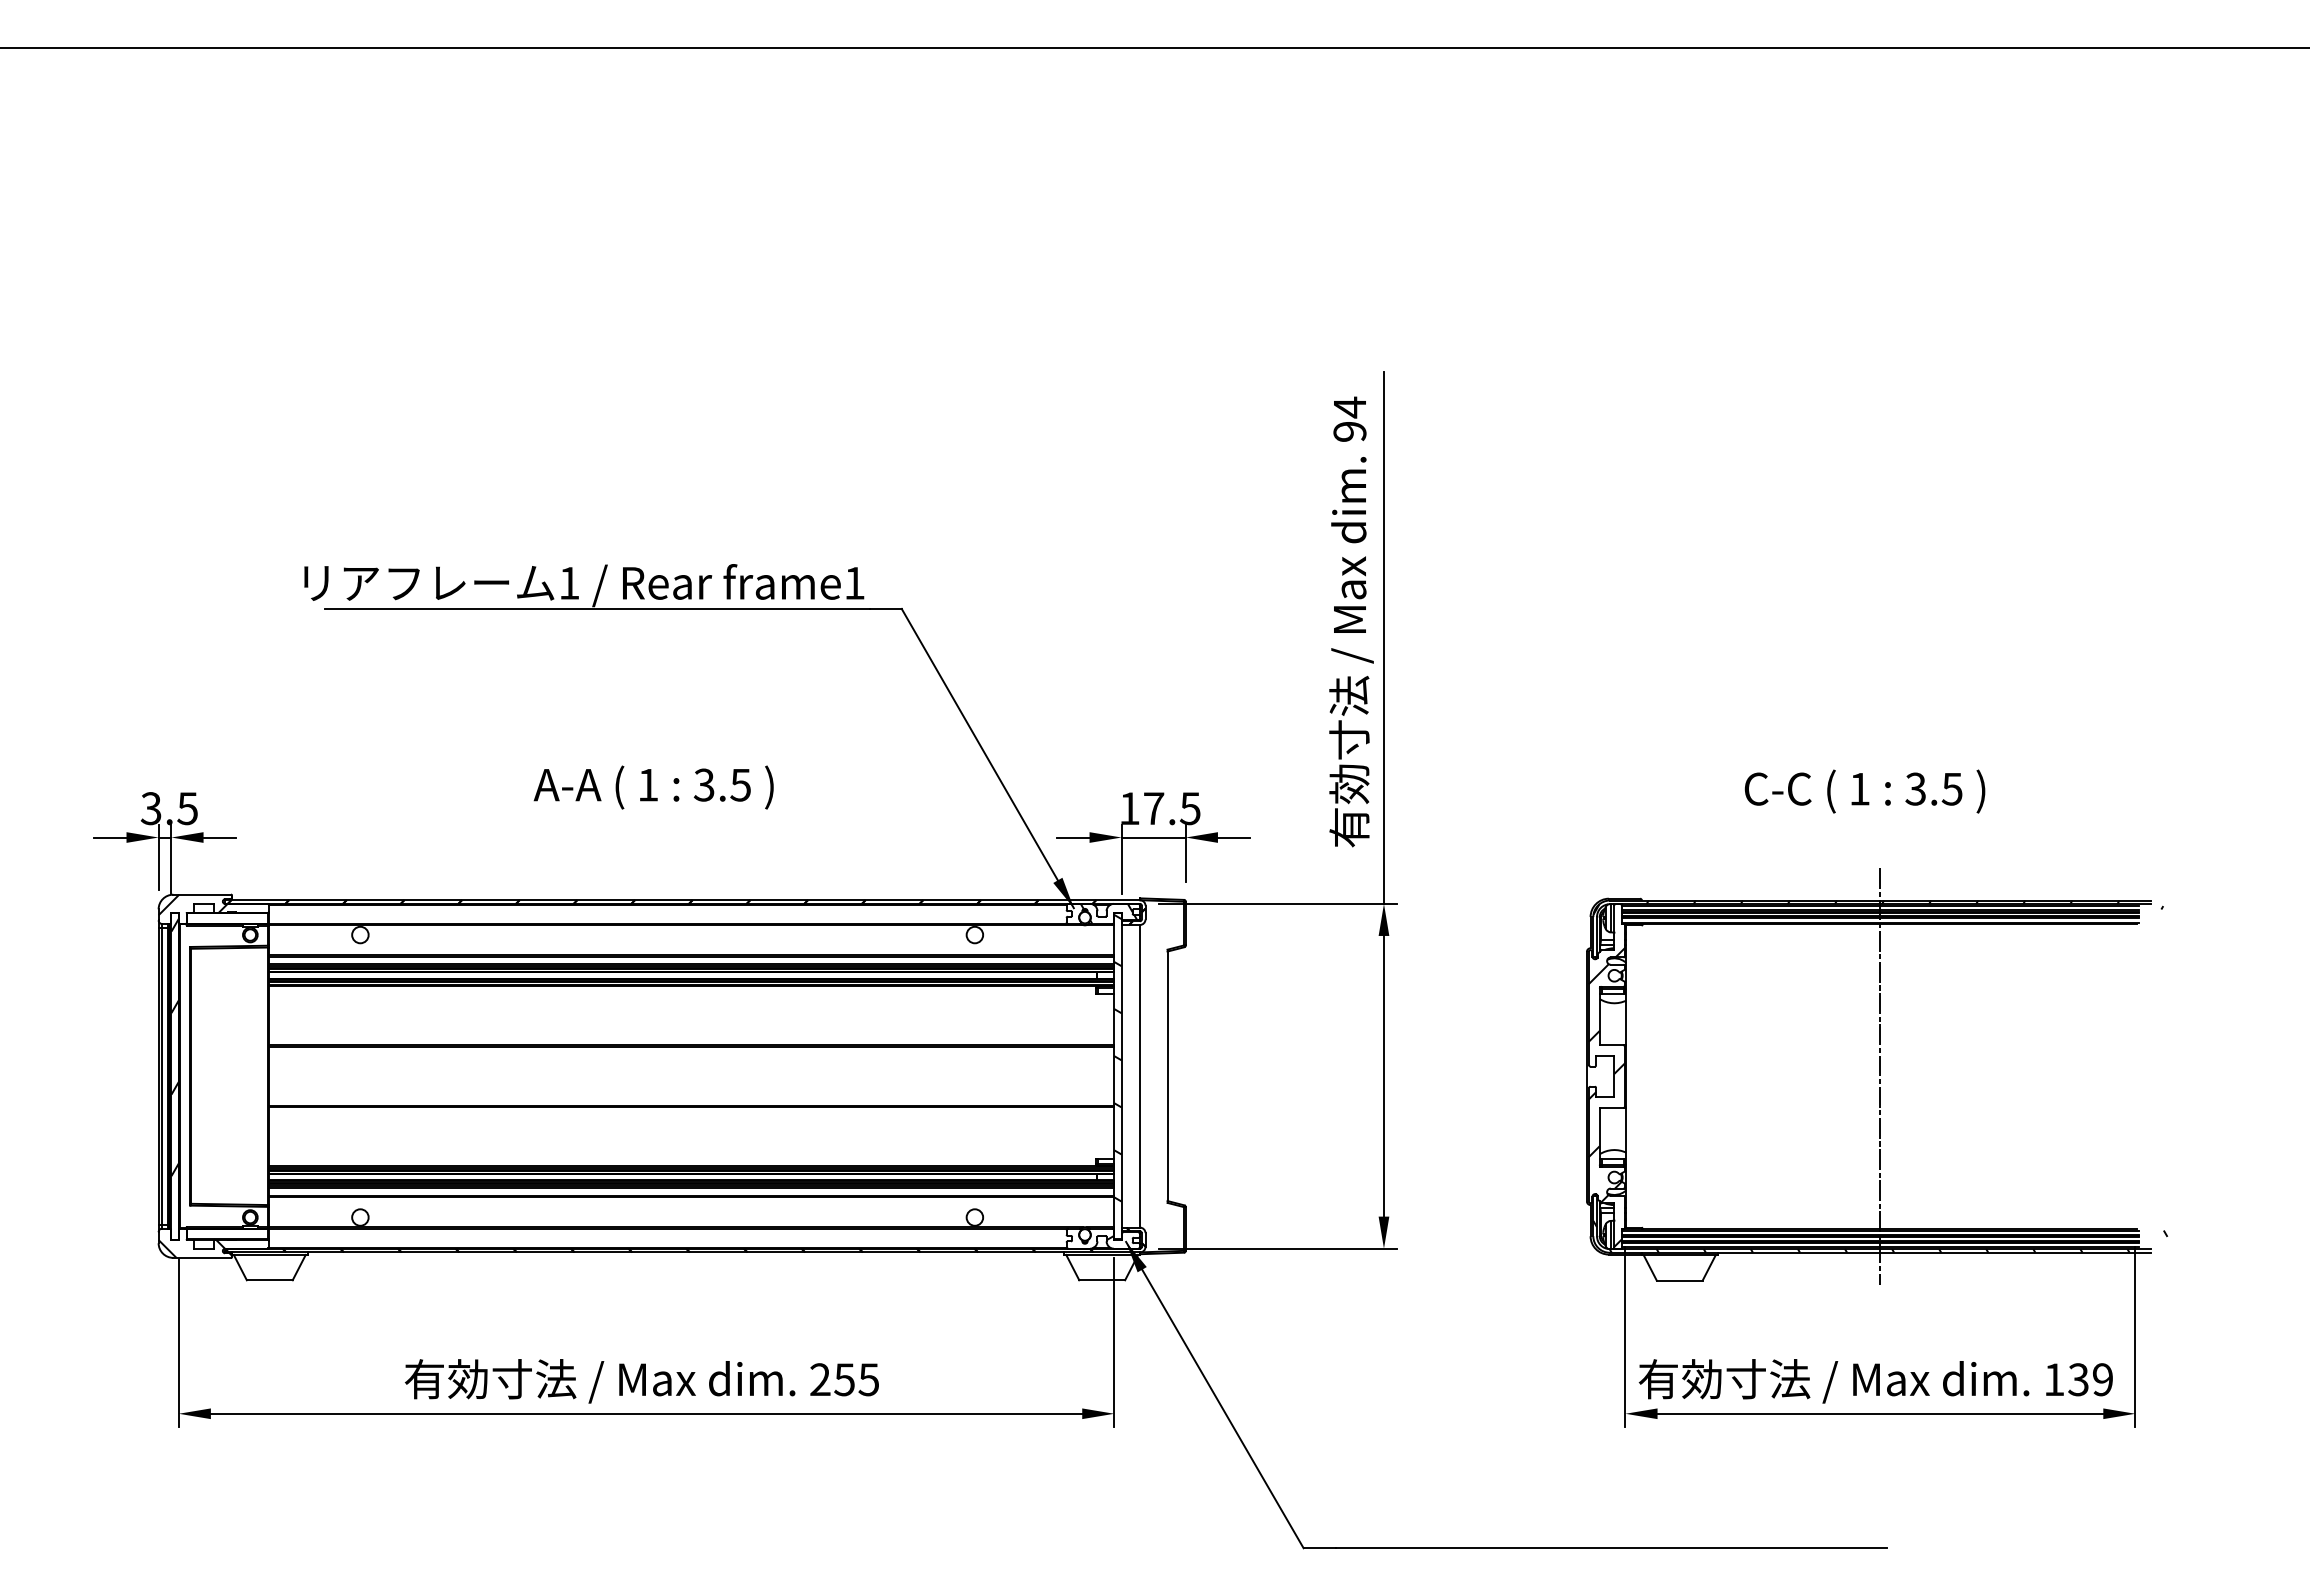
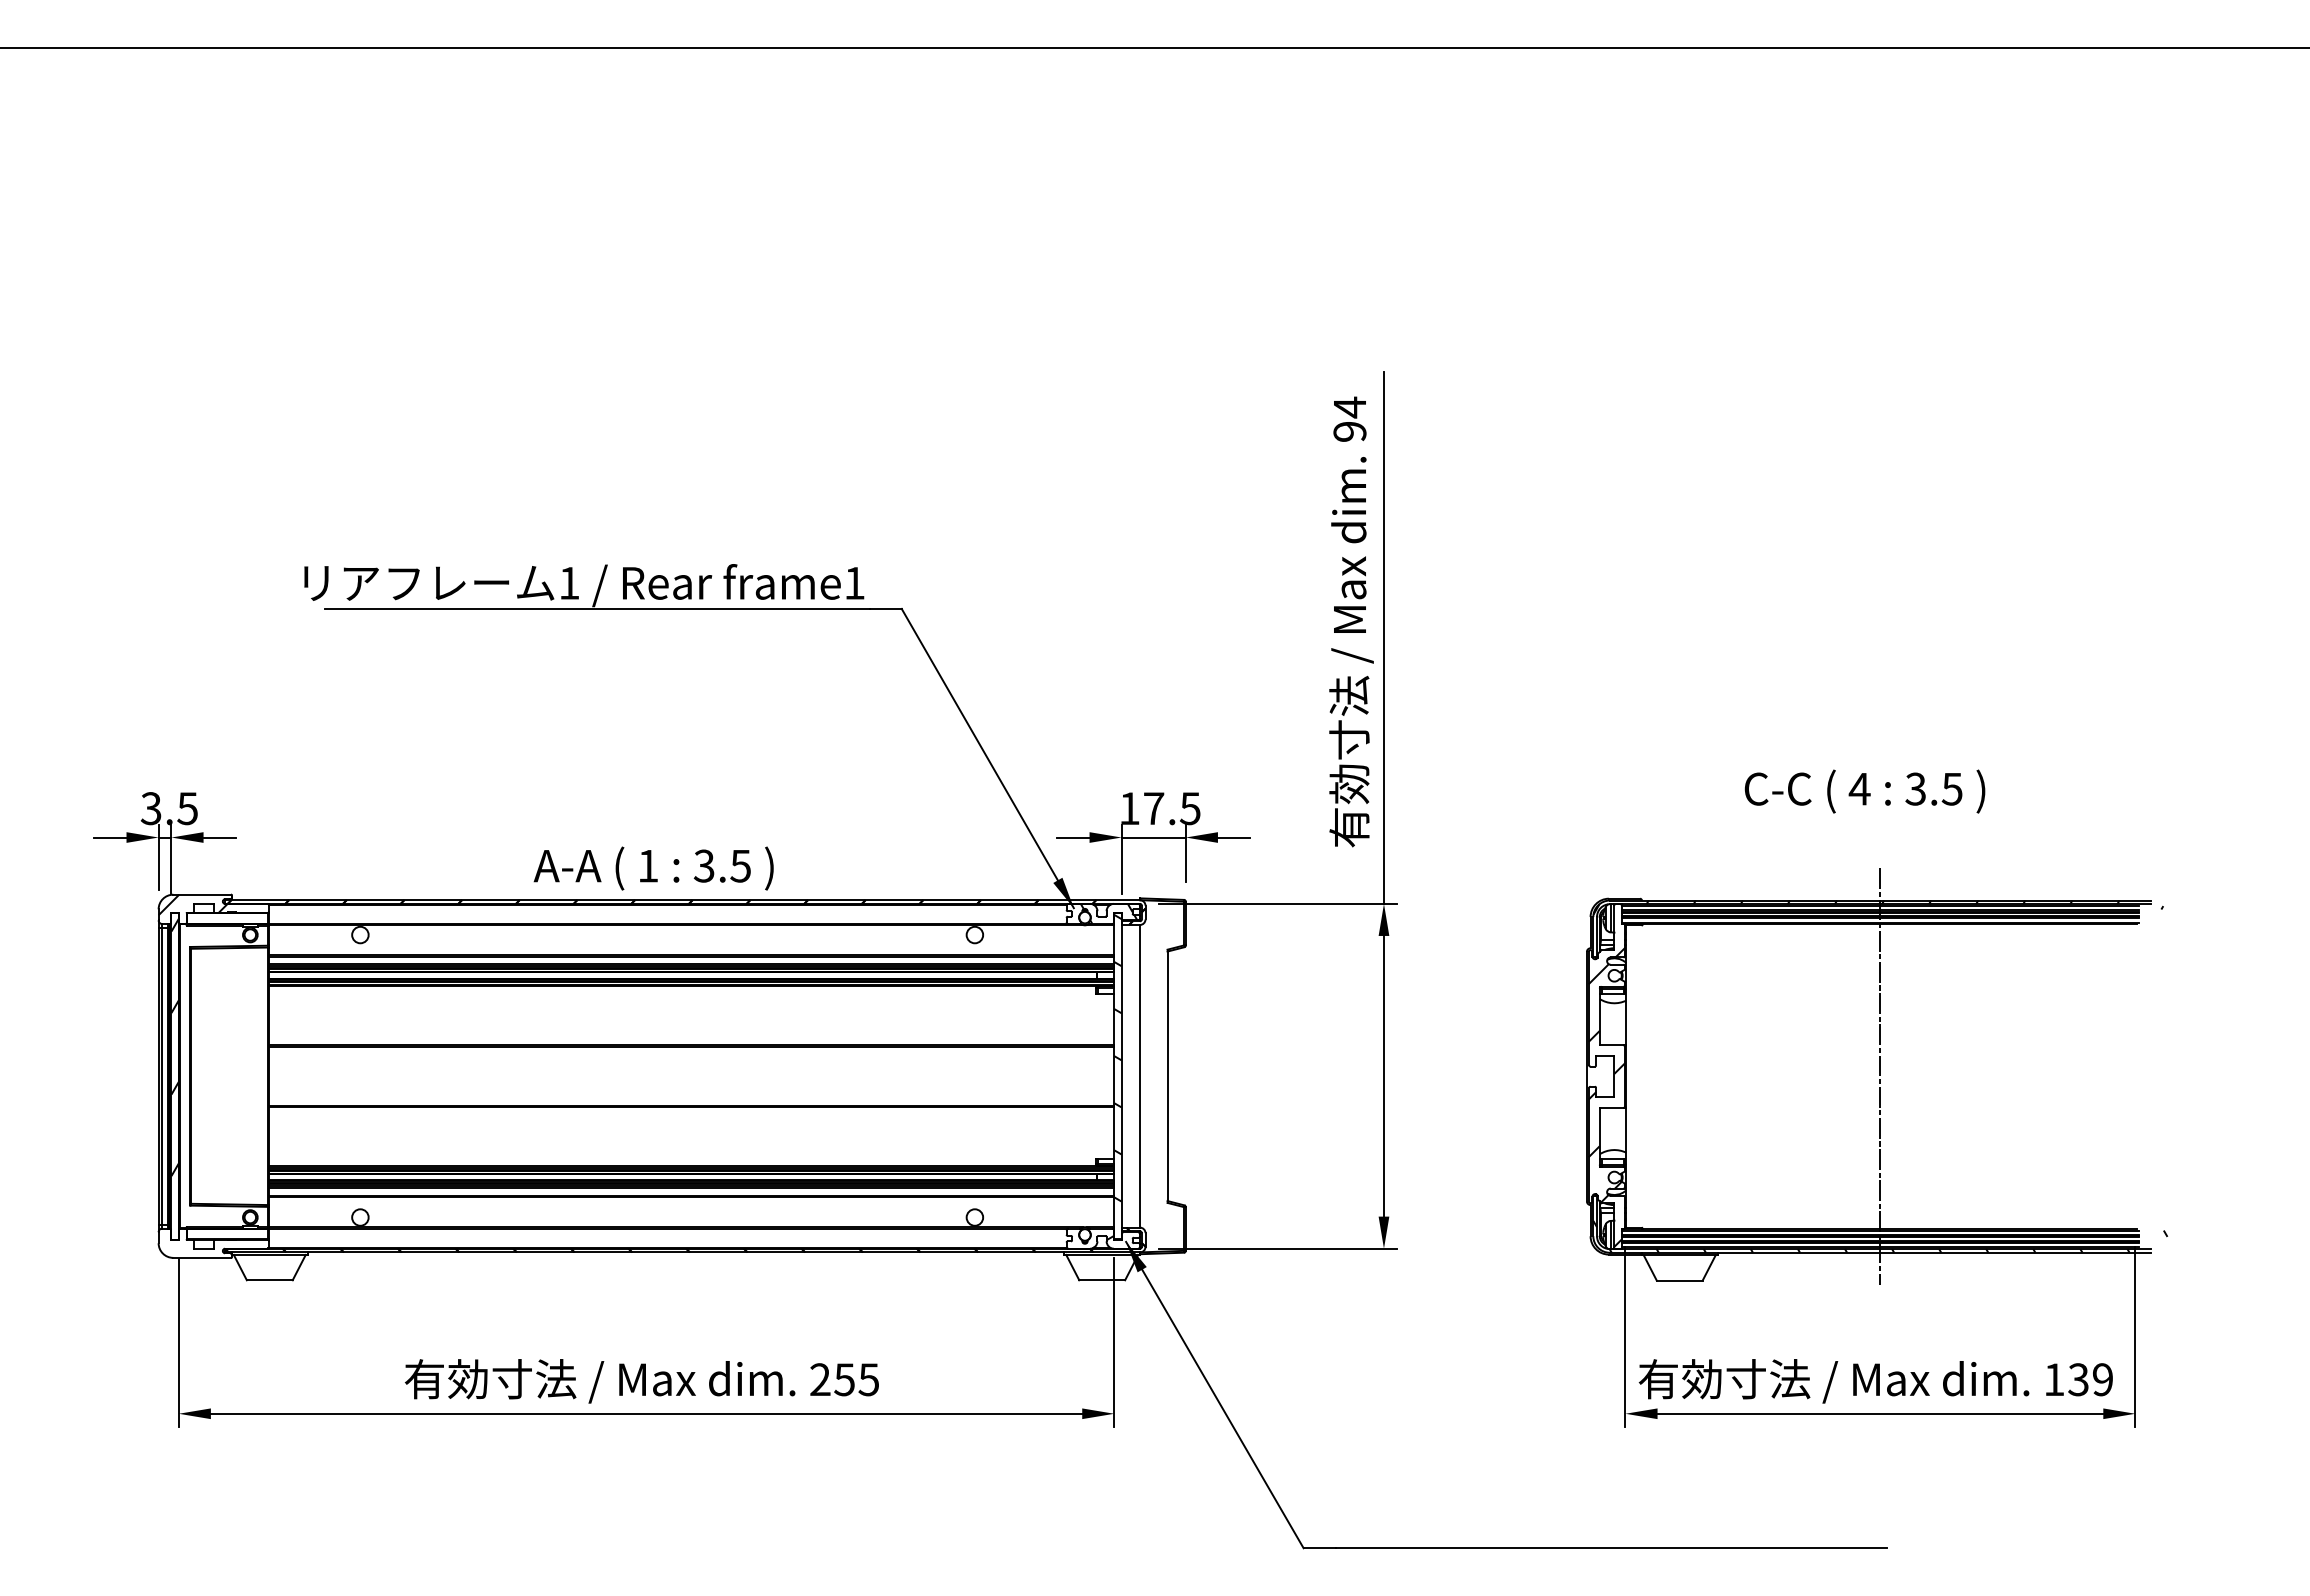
text position: (653, 787) -> (653, 868) (653, 868)
text: 1 -> 4 (1859, 789)
hatch: present -> none (195, 1248)
